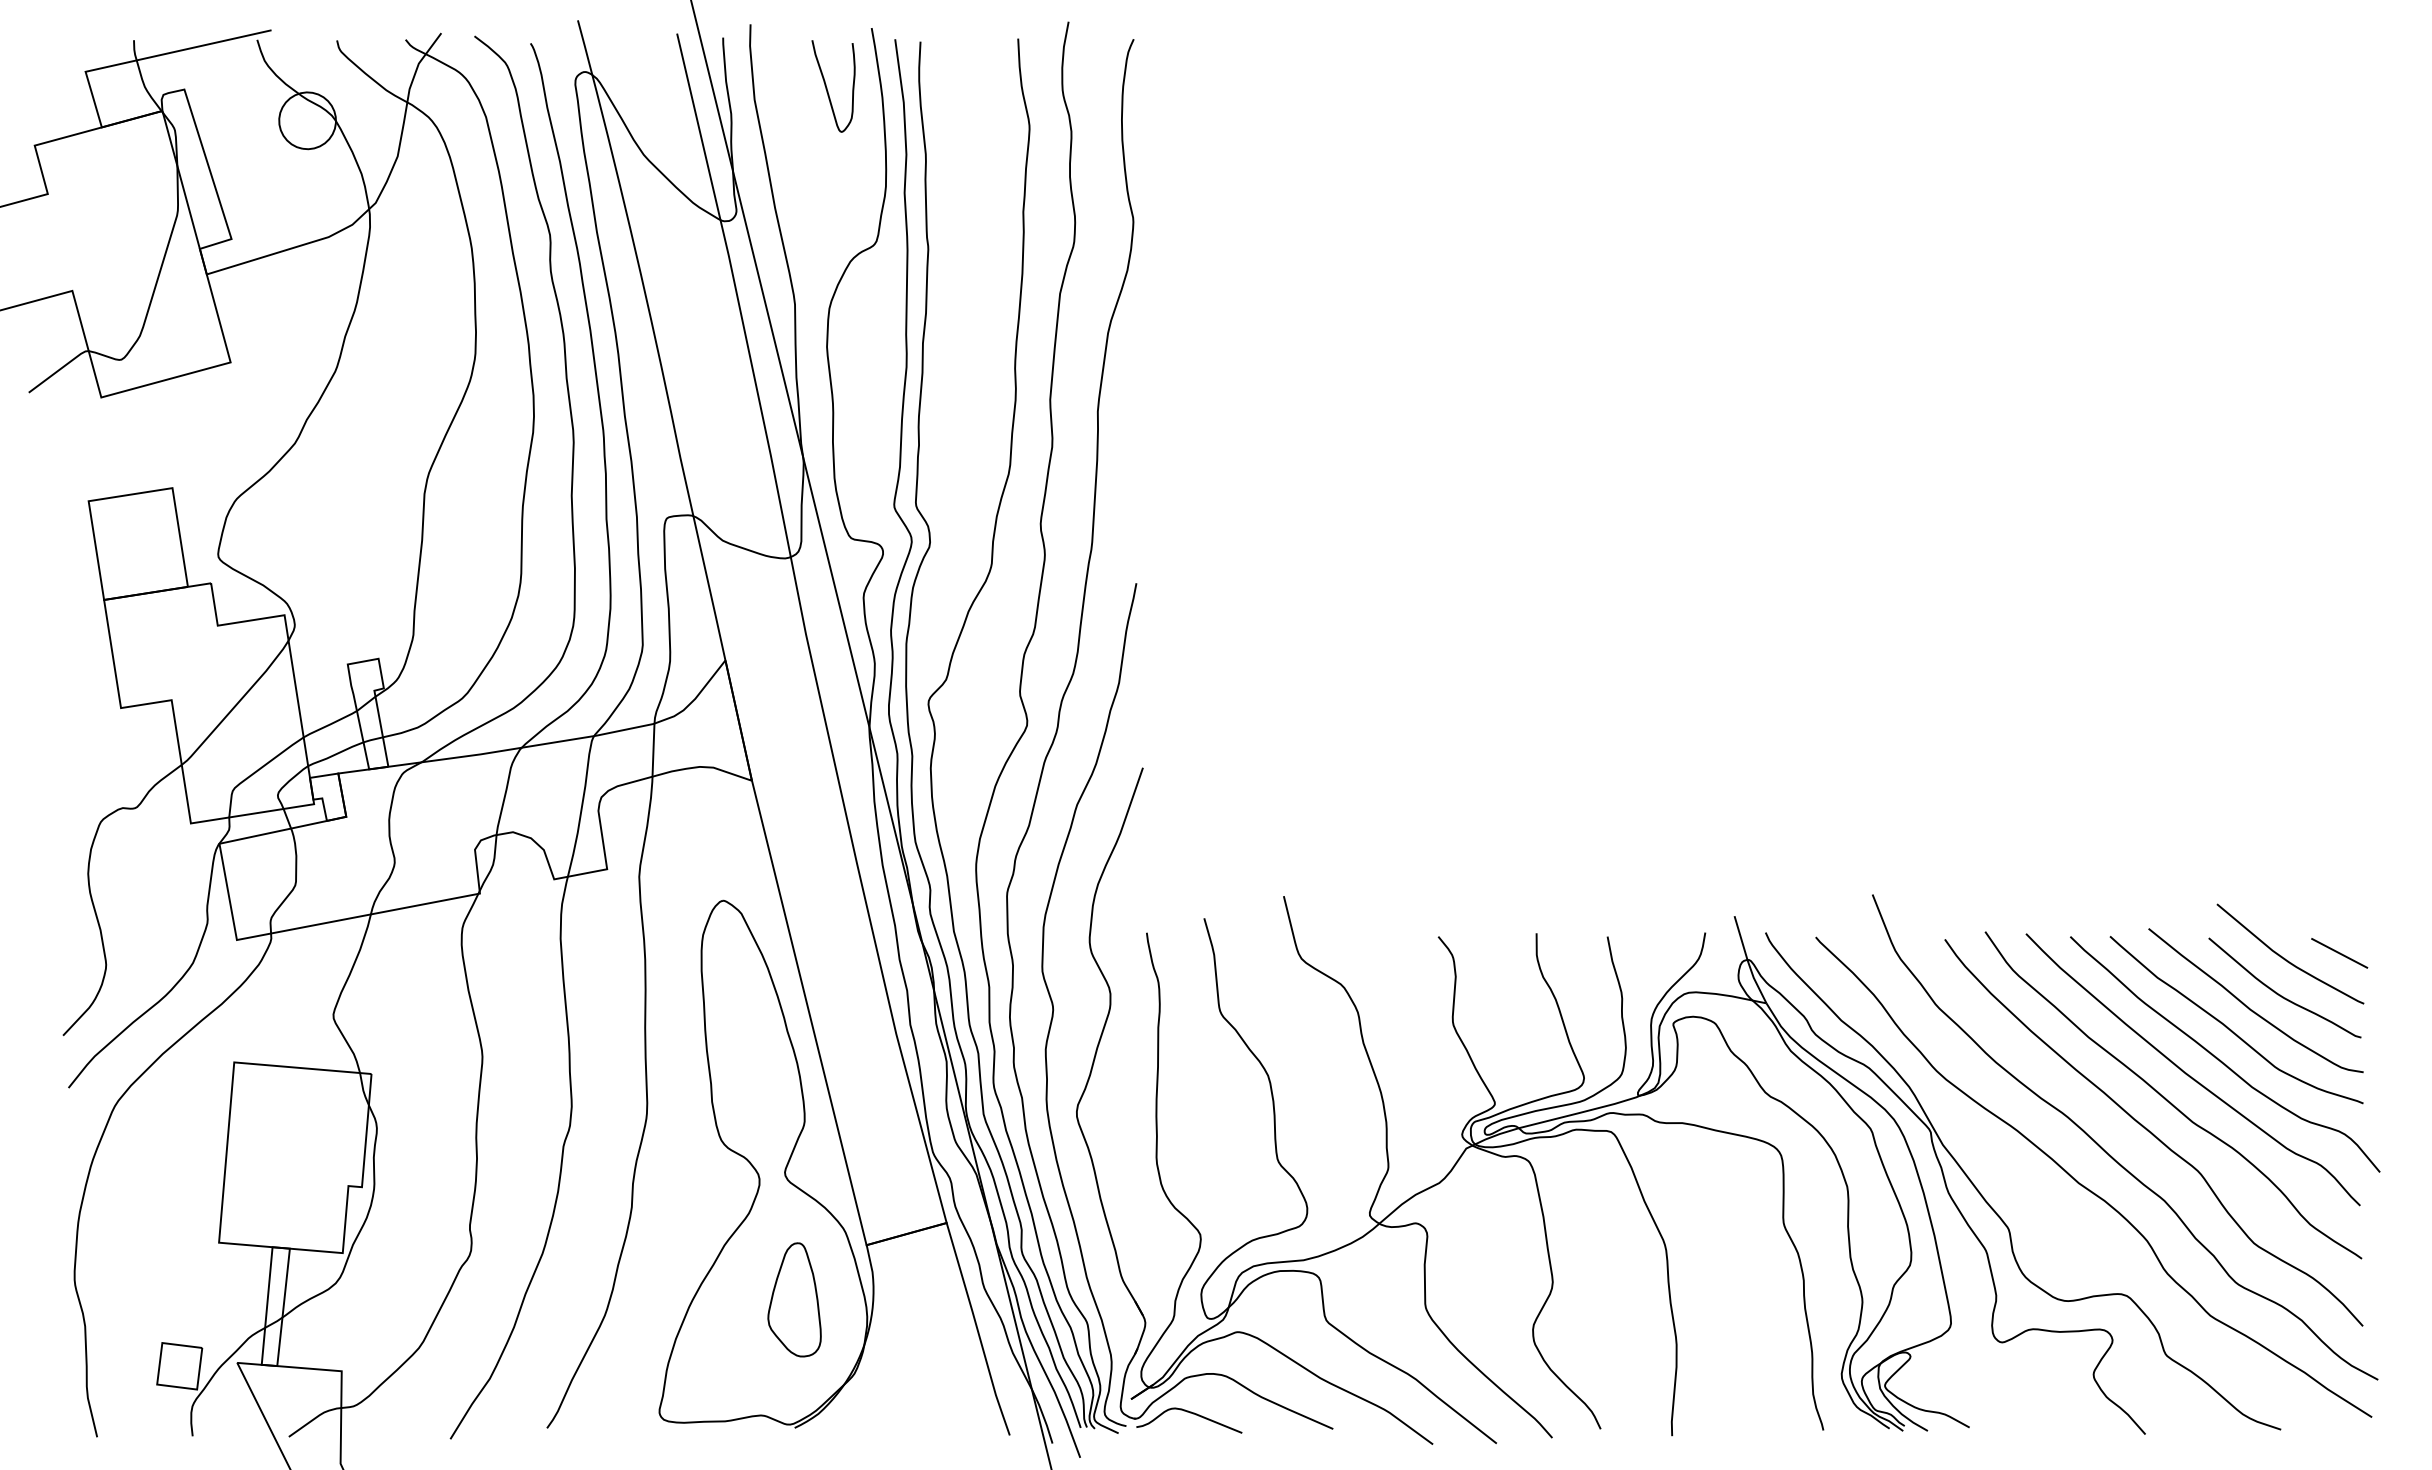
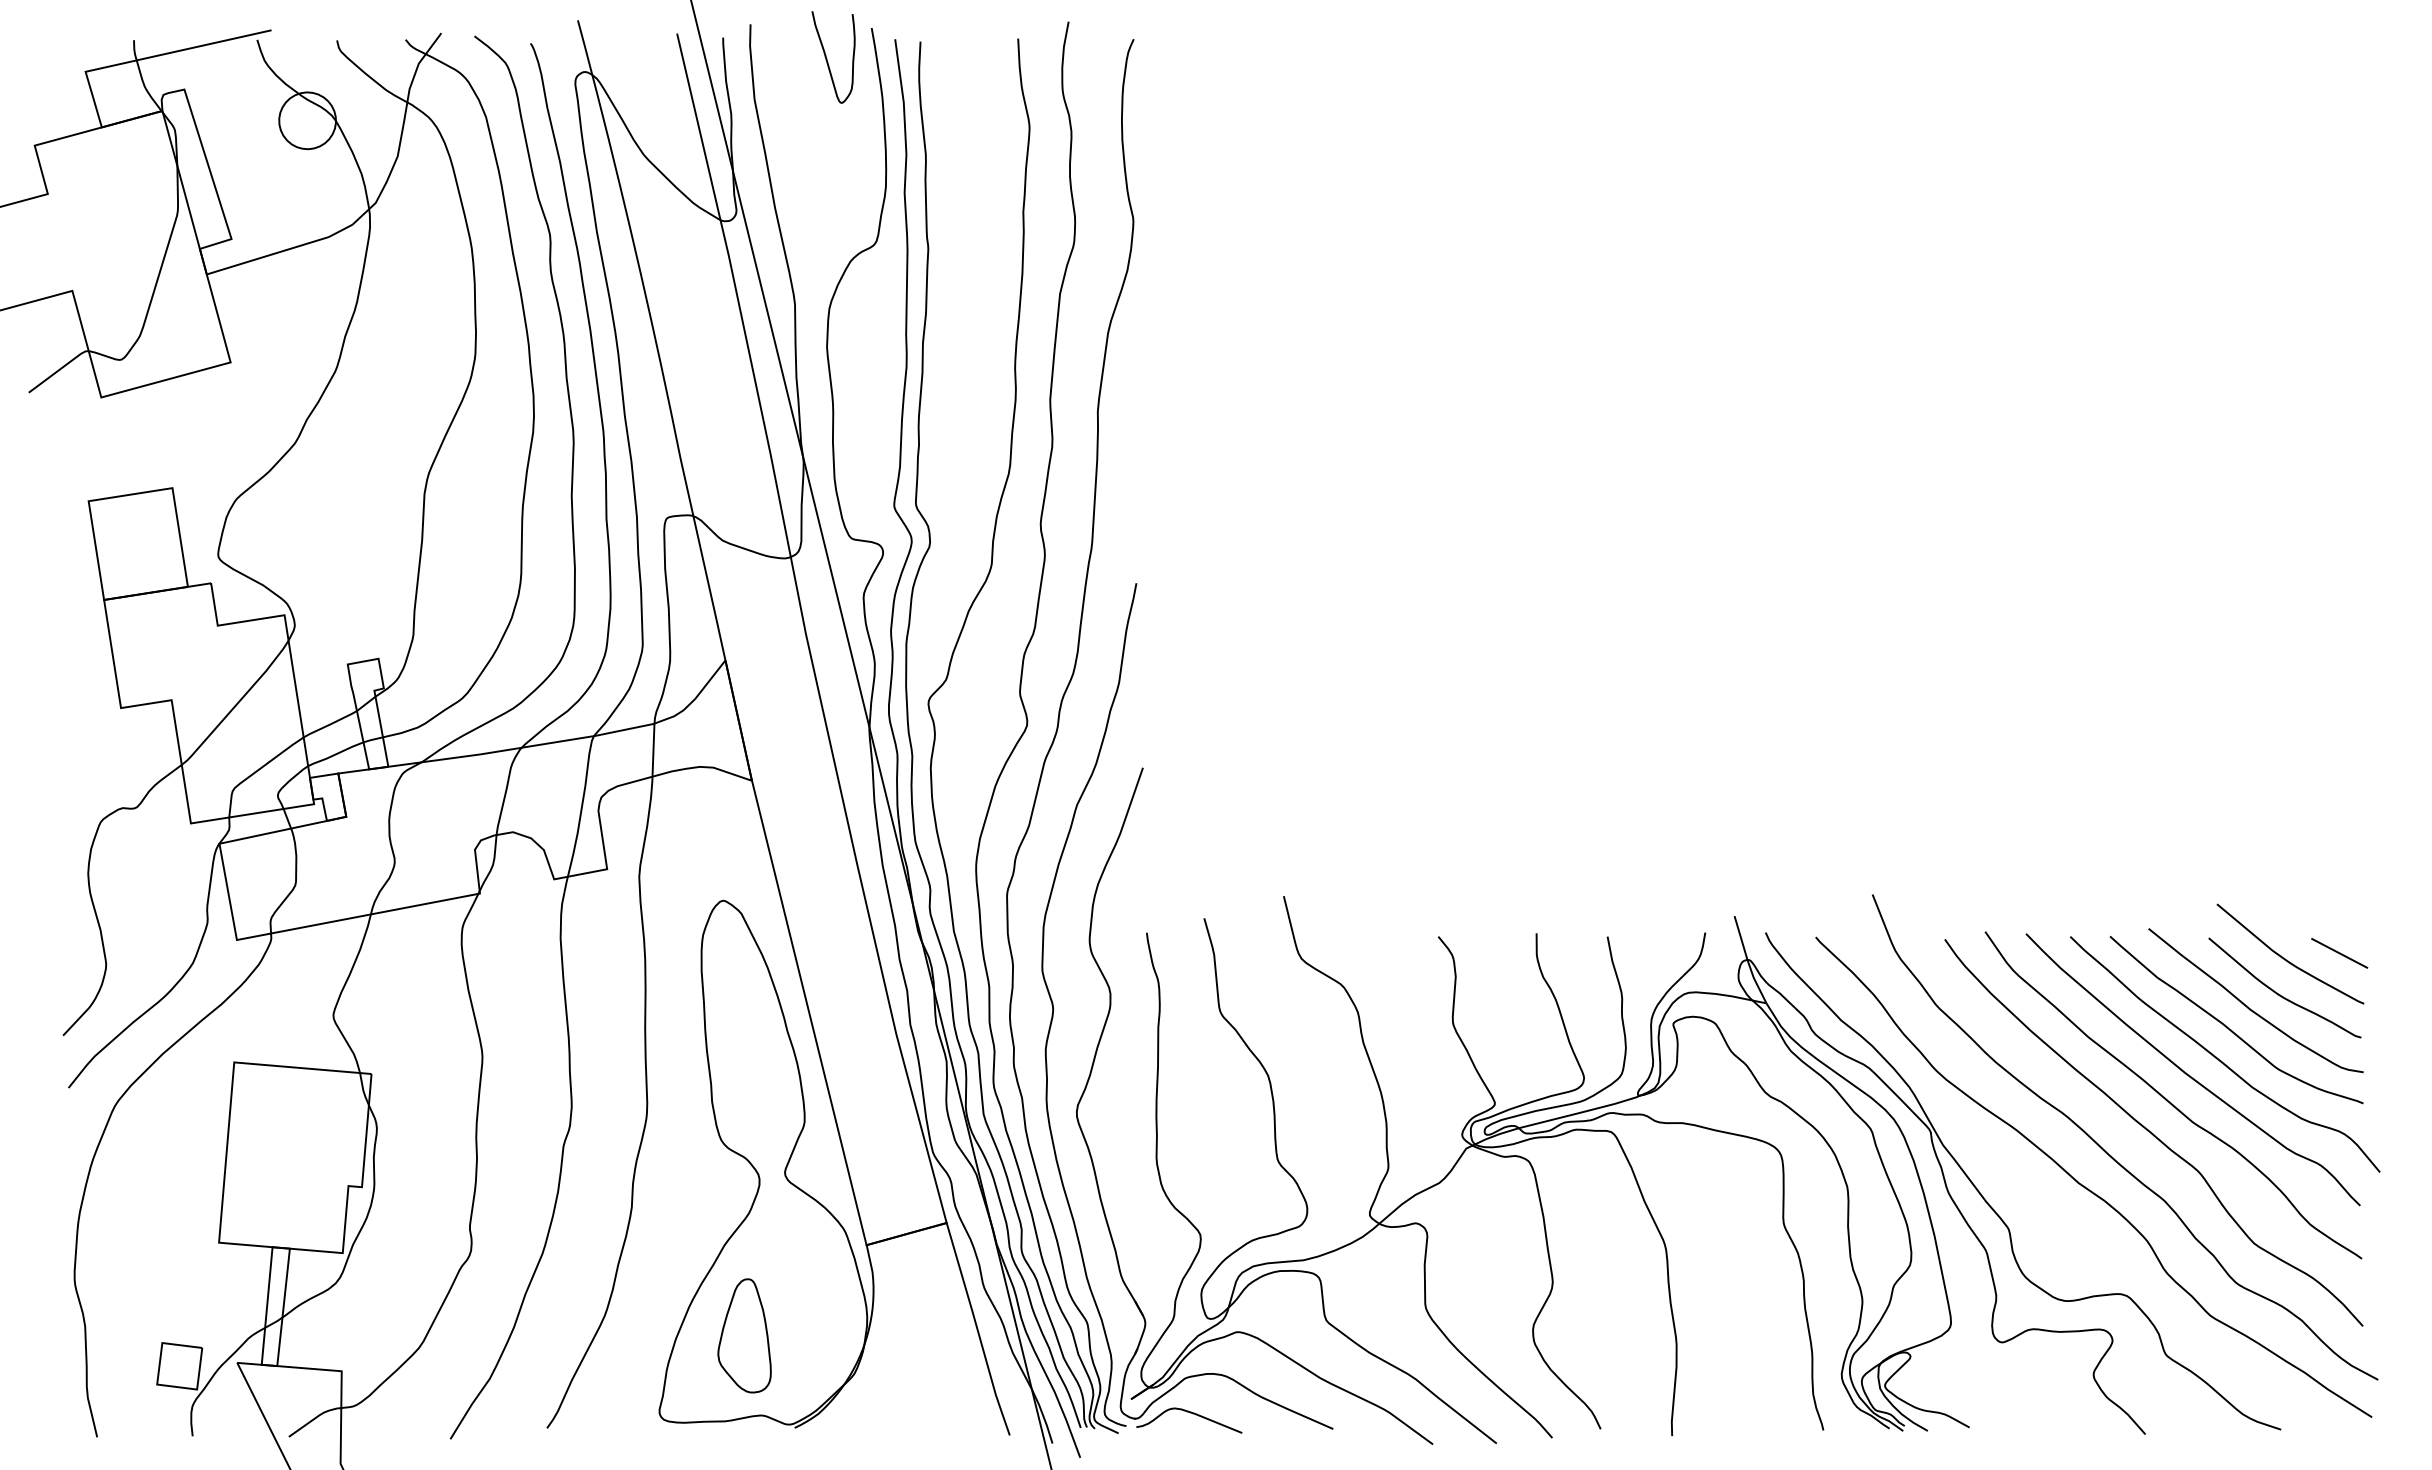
curve position: (827, 87) -> (827, 58) (827, 58)
part position: (794, 1299) -> (744, 1335) (744, 1335)
